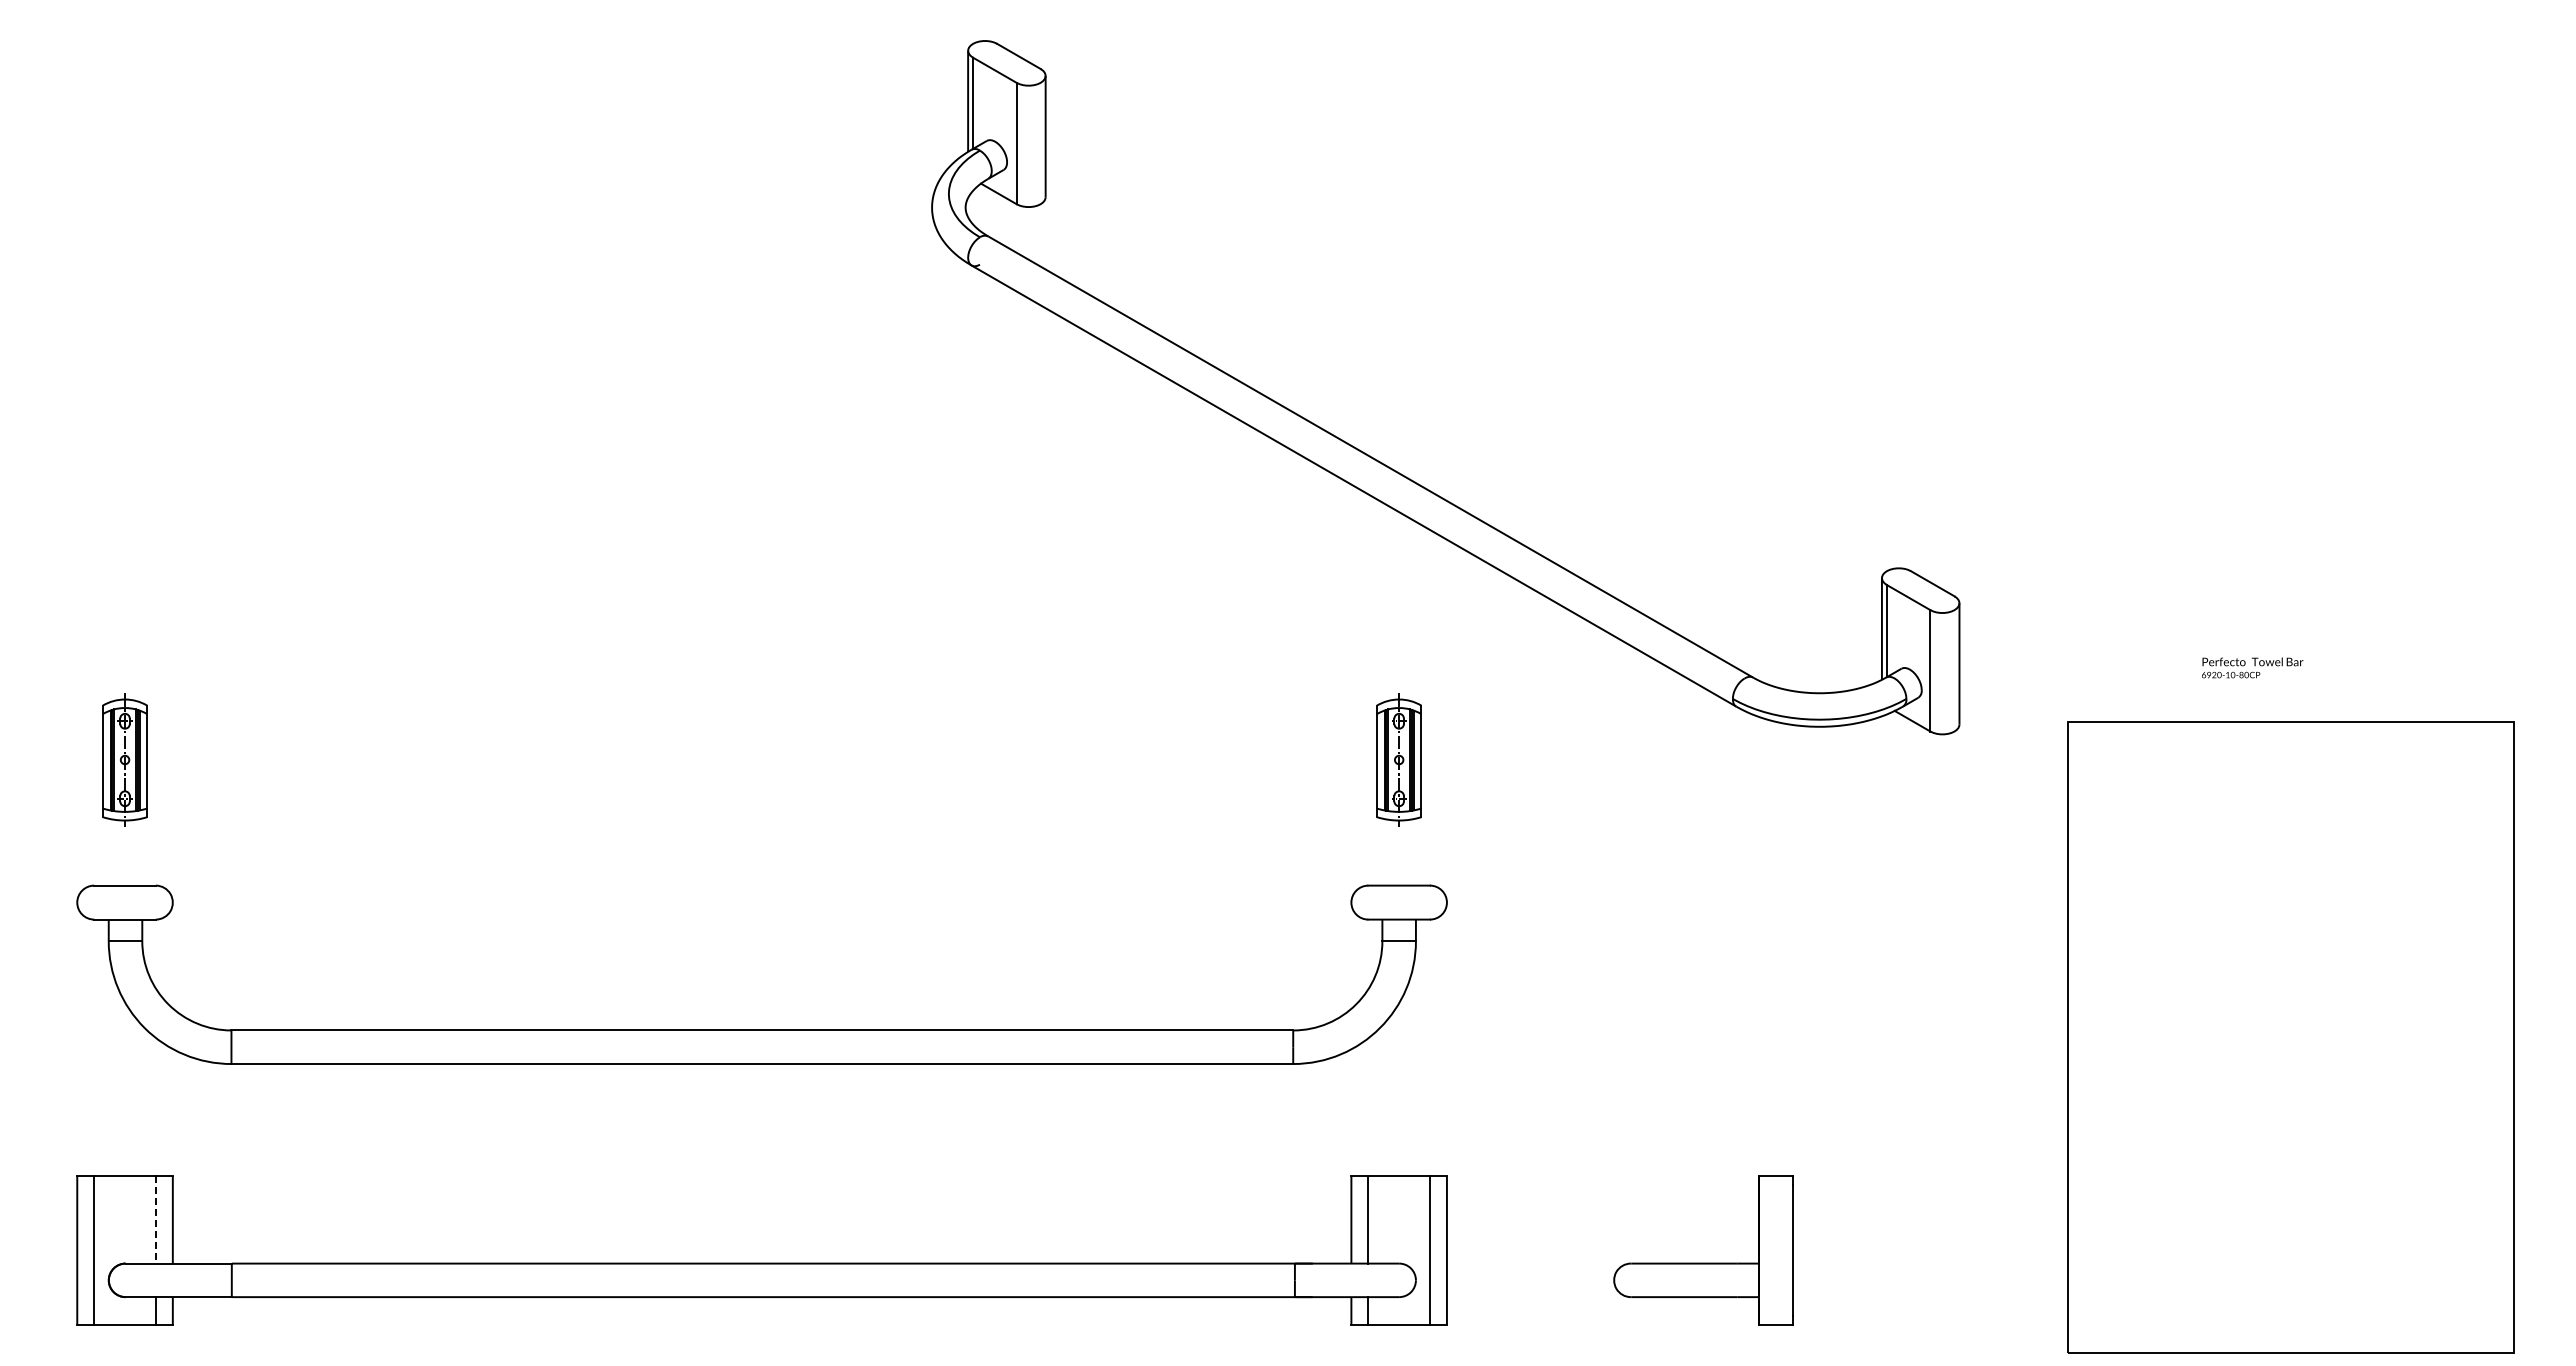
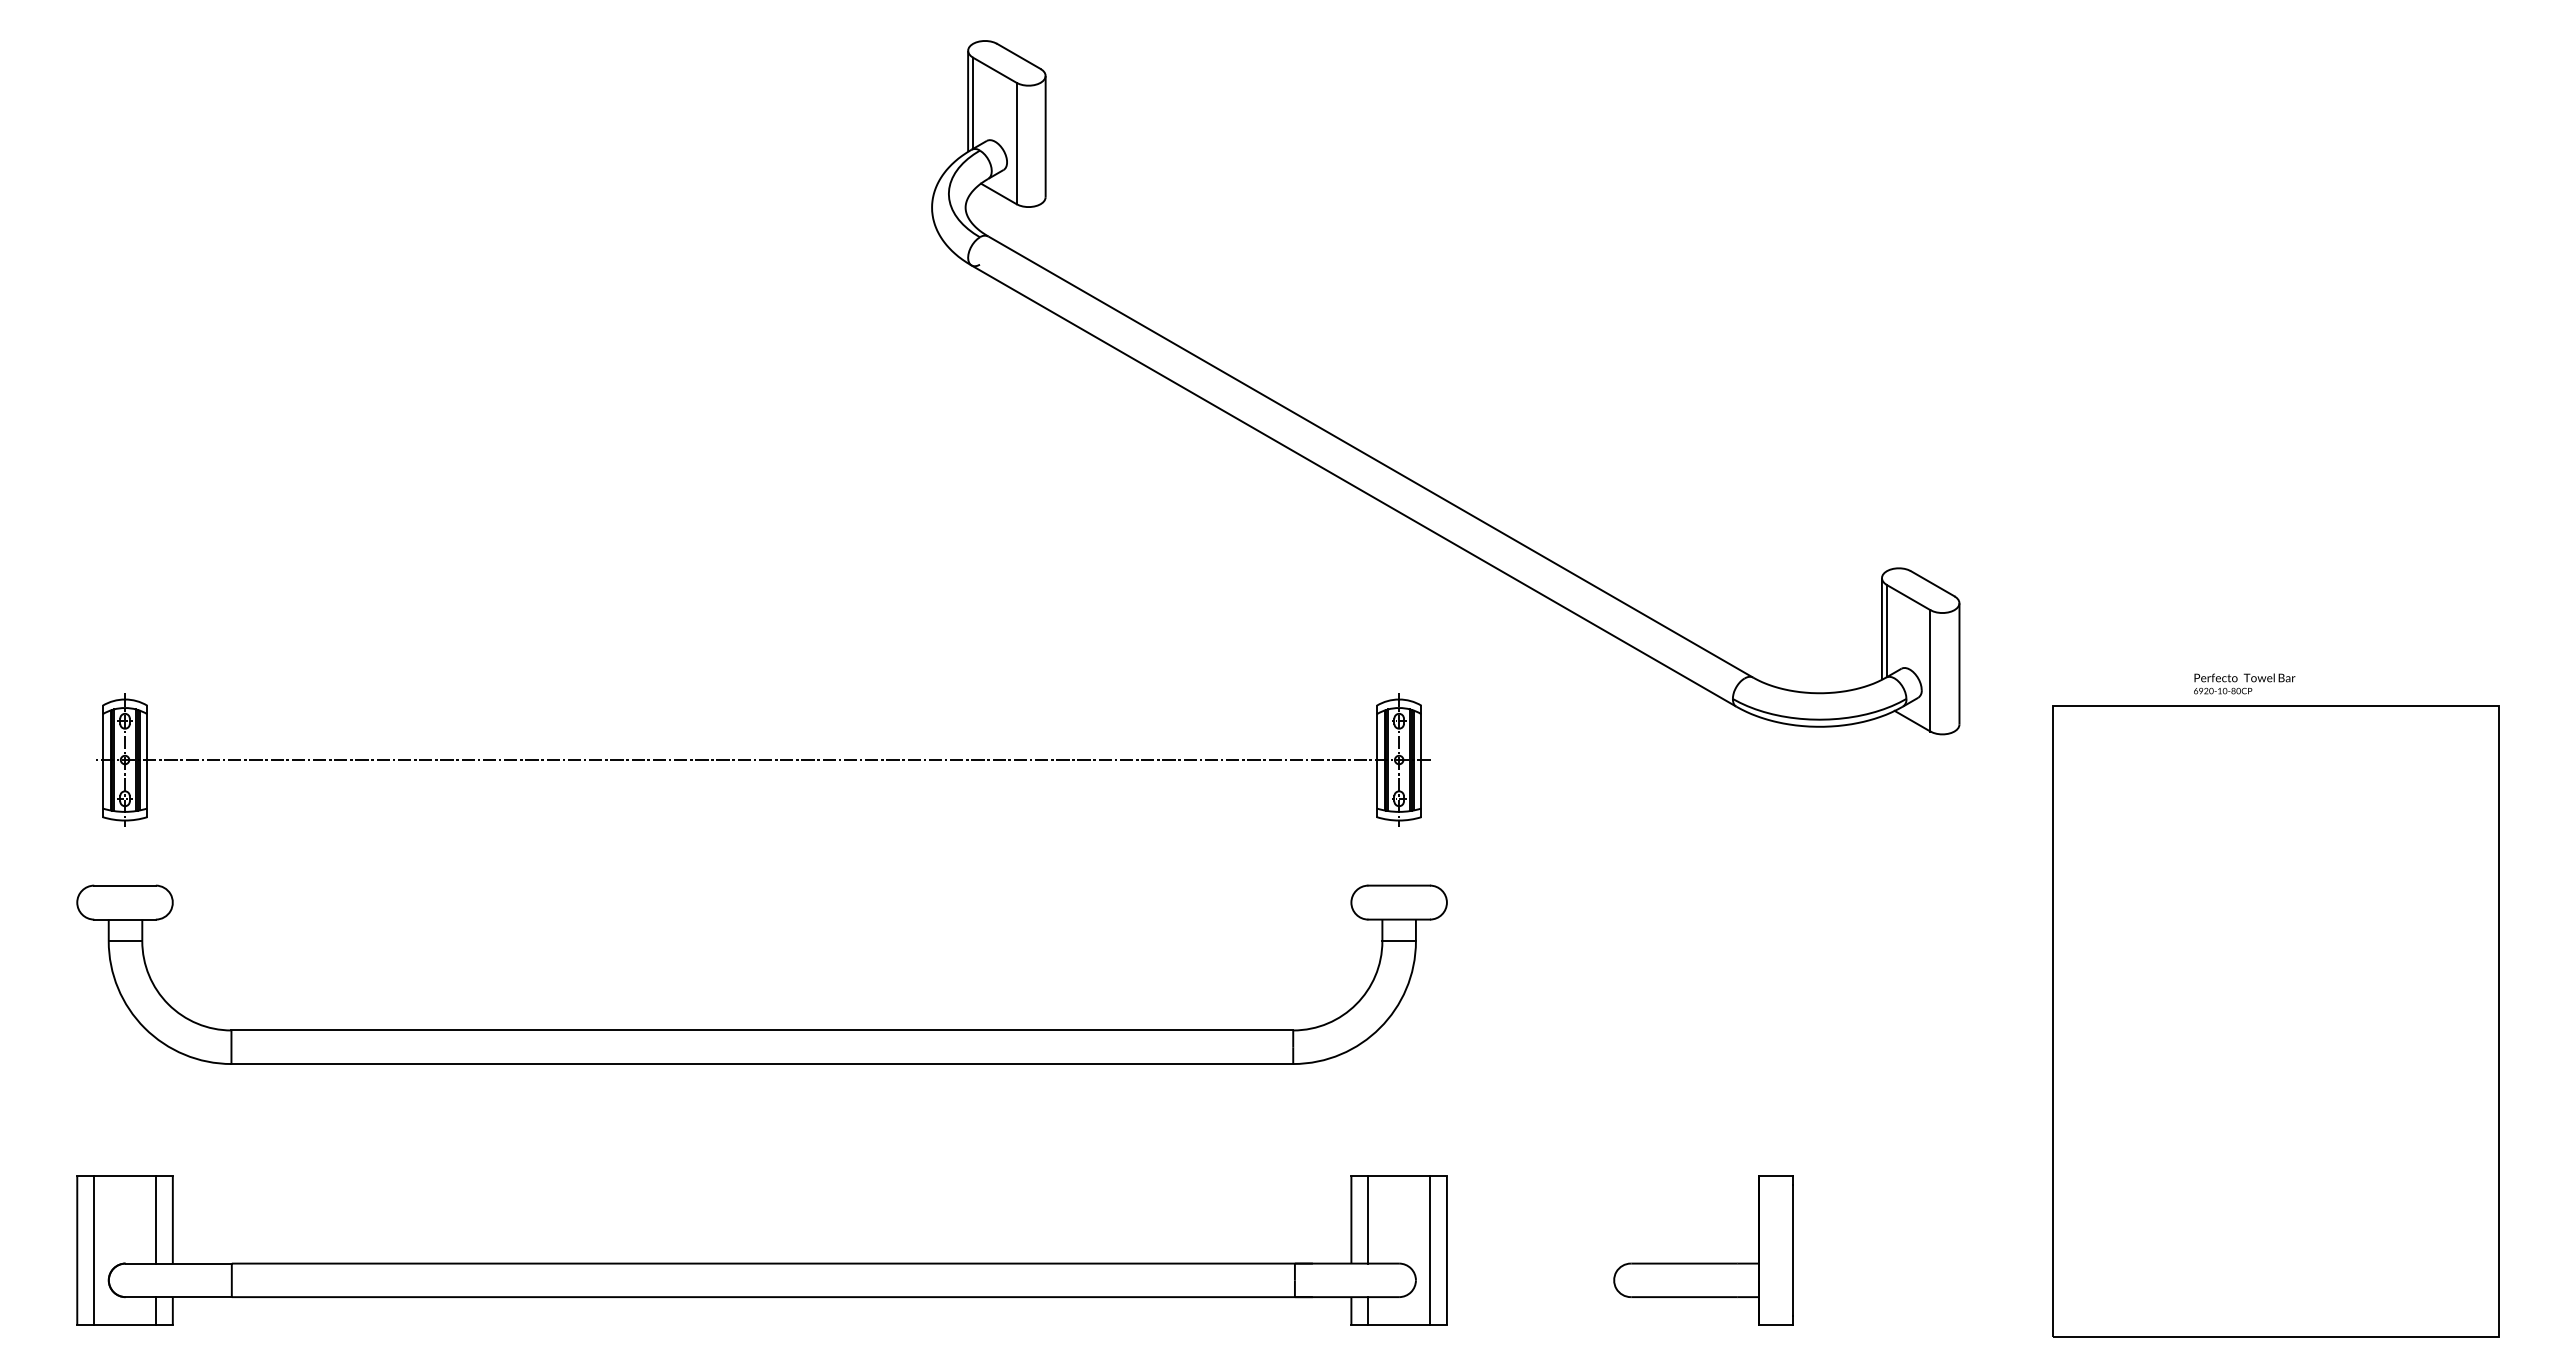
text position: (2252, 667) -> (2244, 683) (2244, 683)
line: none -> present (763, 760)
part position: (2290, 1037) -> (2275, 1021) (2275, 1021)
line: dashed -> solid (155, 1219)
